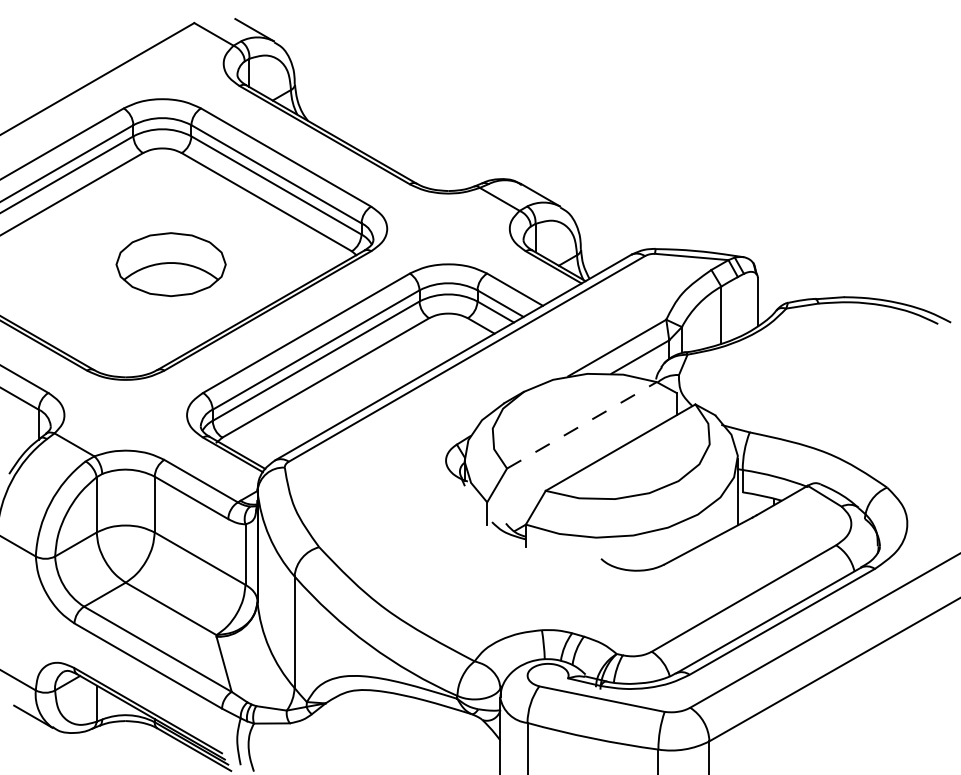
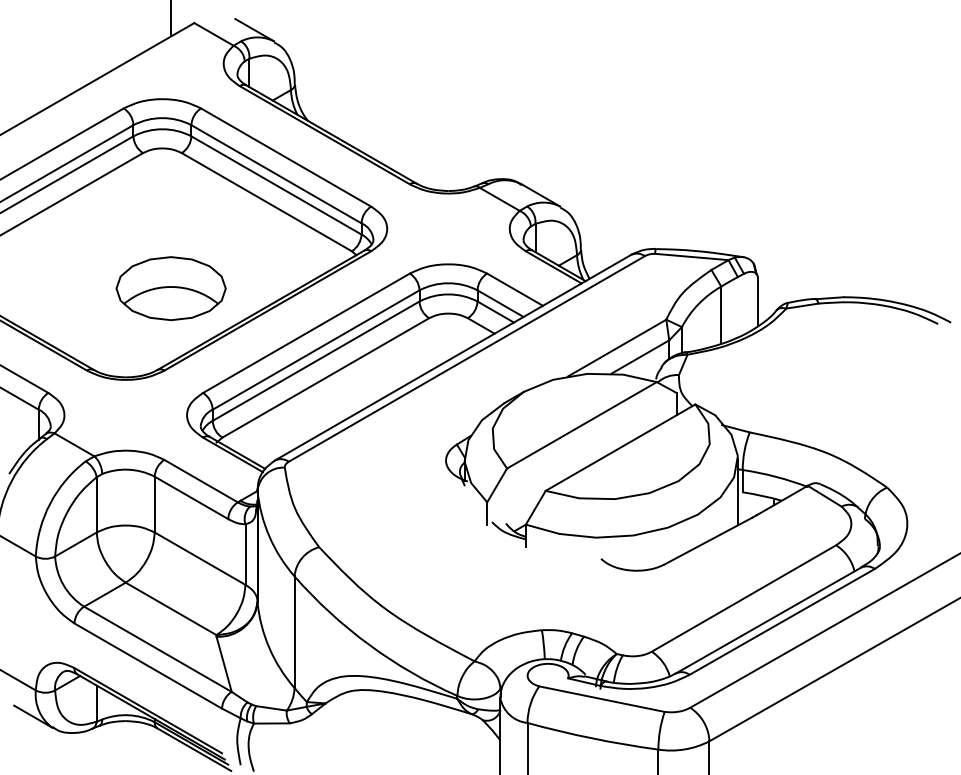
line: none -> present (171, 19)
part position: (170, 264) -> (170, 288) (170, 288)
line: dashed -> solid (582, 425)
